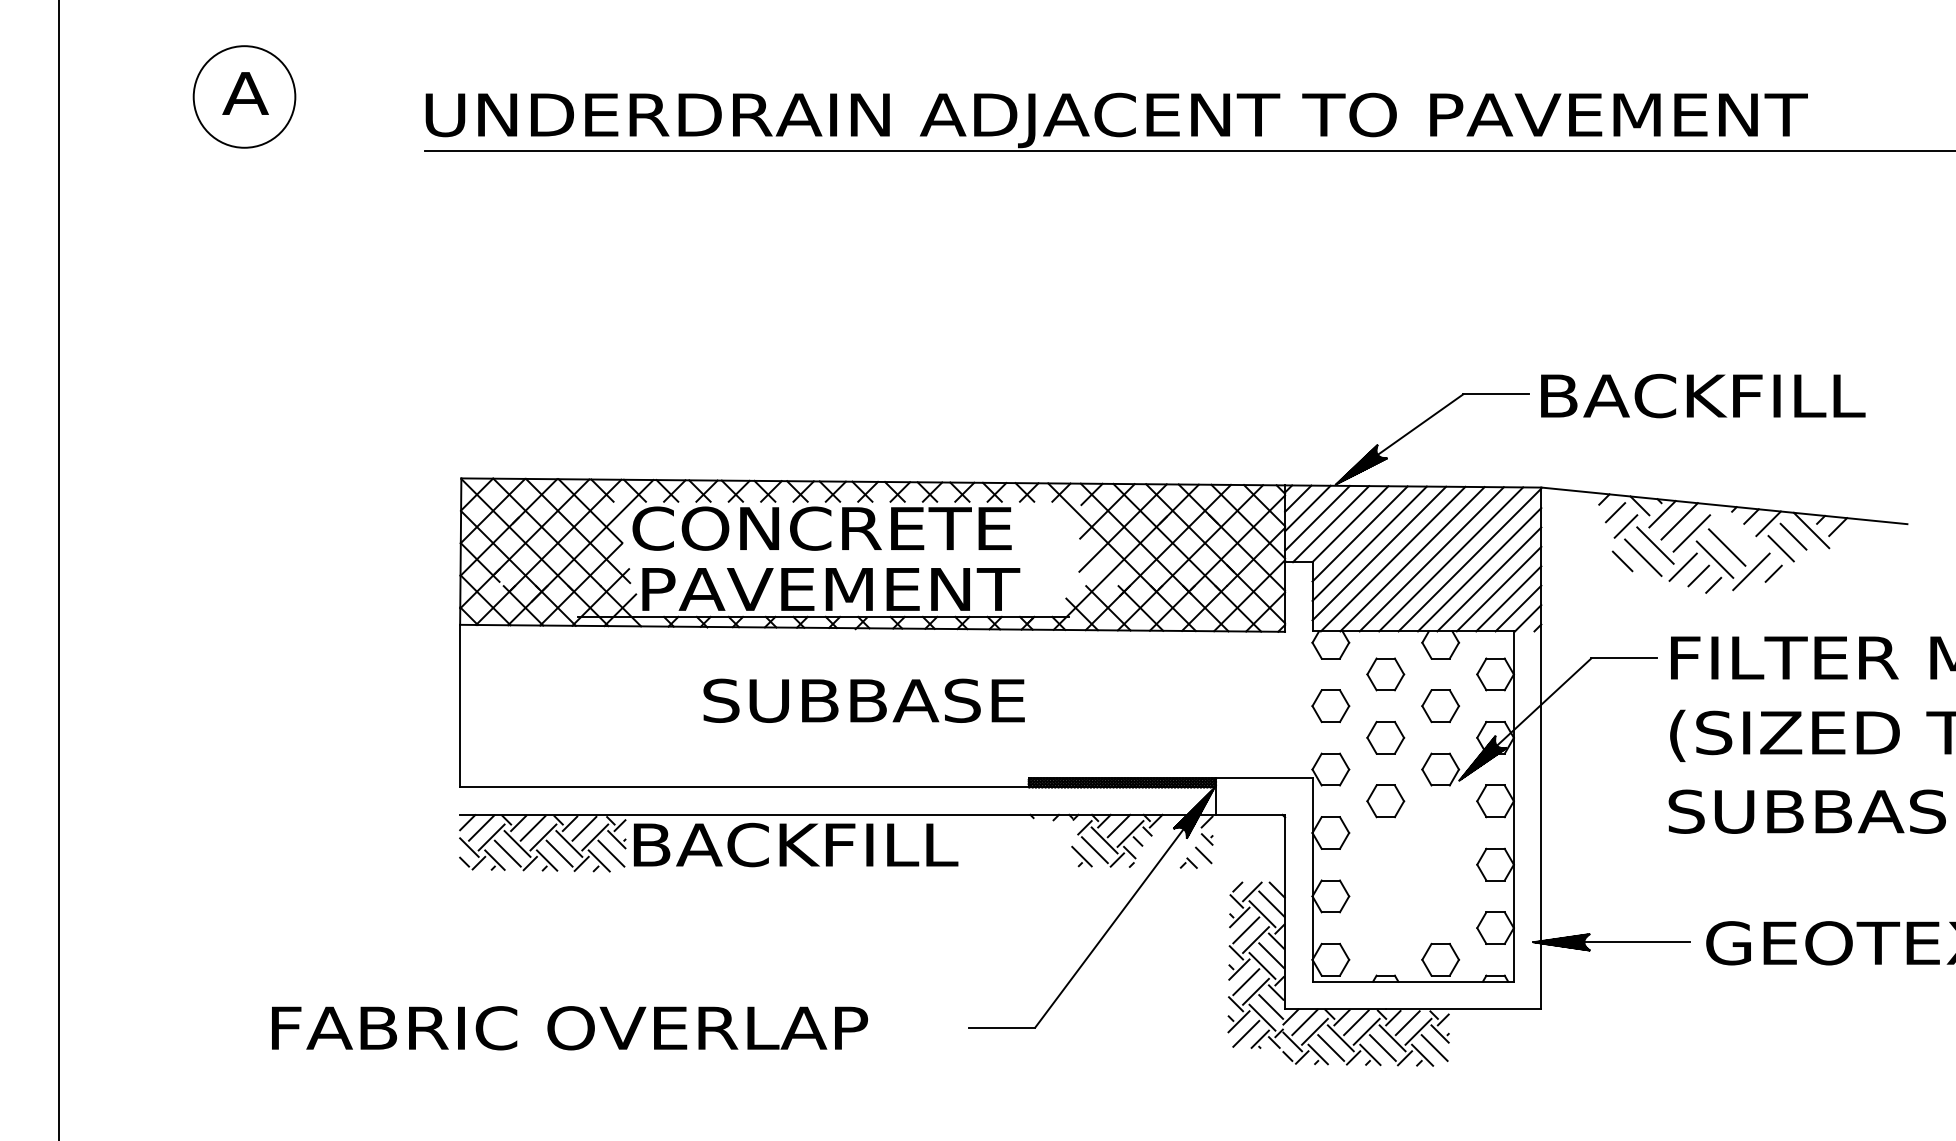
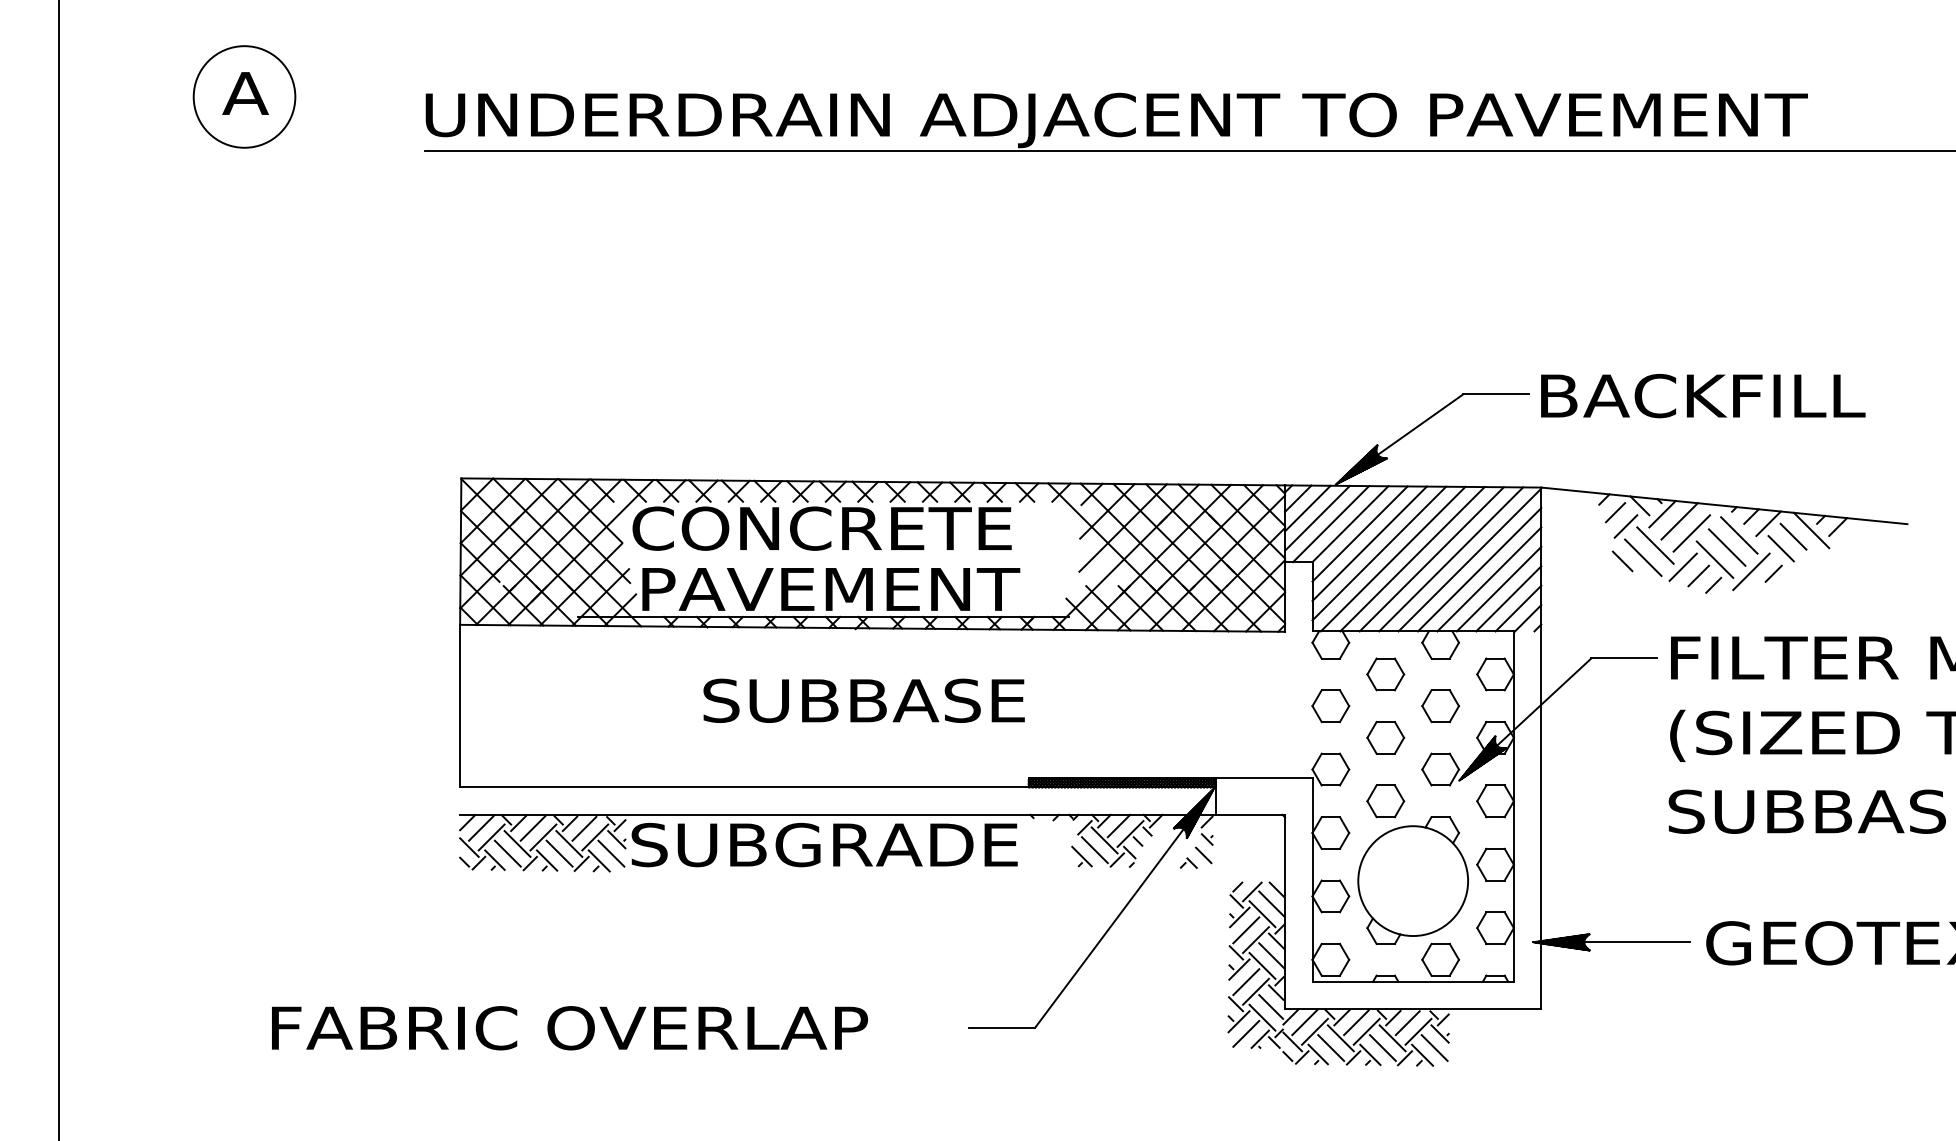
line: none -> present (1739, 535)
text: BACKFILL -> SUBGRADE (824, 844)
part: none -> present (1412, 880)
